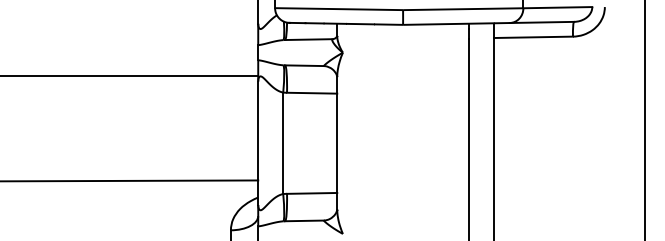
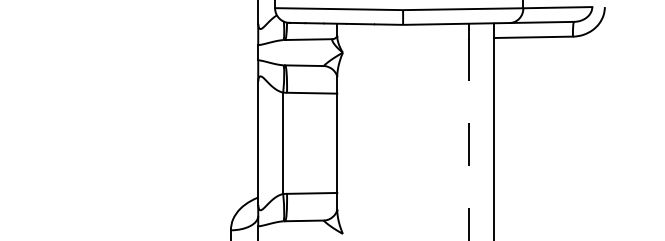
line: present -> none (130, 75)
line: present -> none (645, 119)
line: solid -> dashed (468, 139)
line: present -> none (130, 180)
